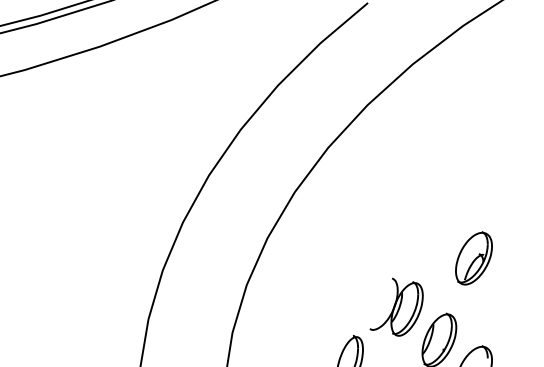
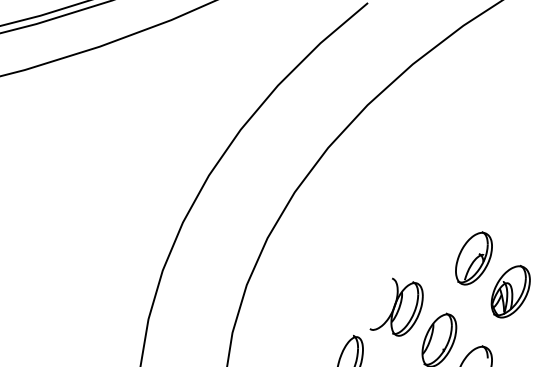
part: none -> present (510, 291)
